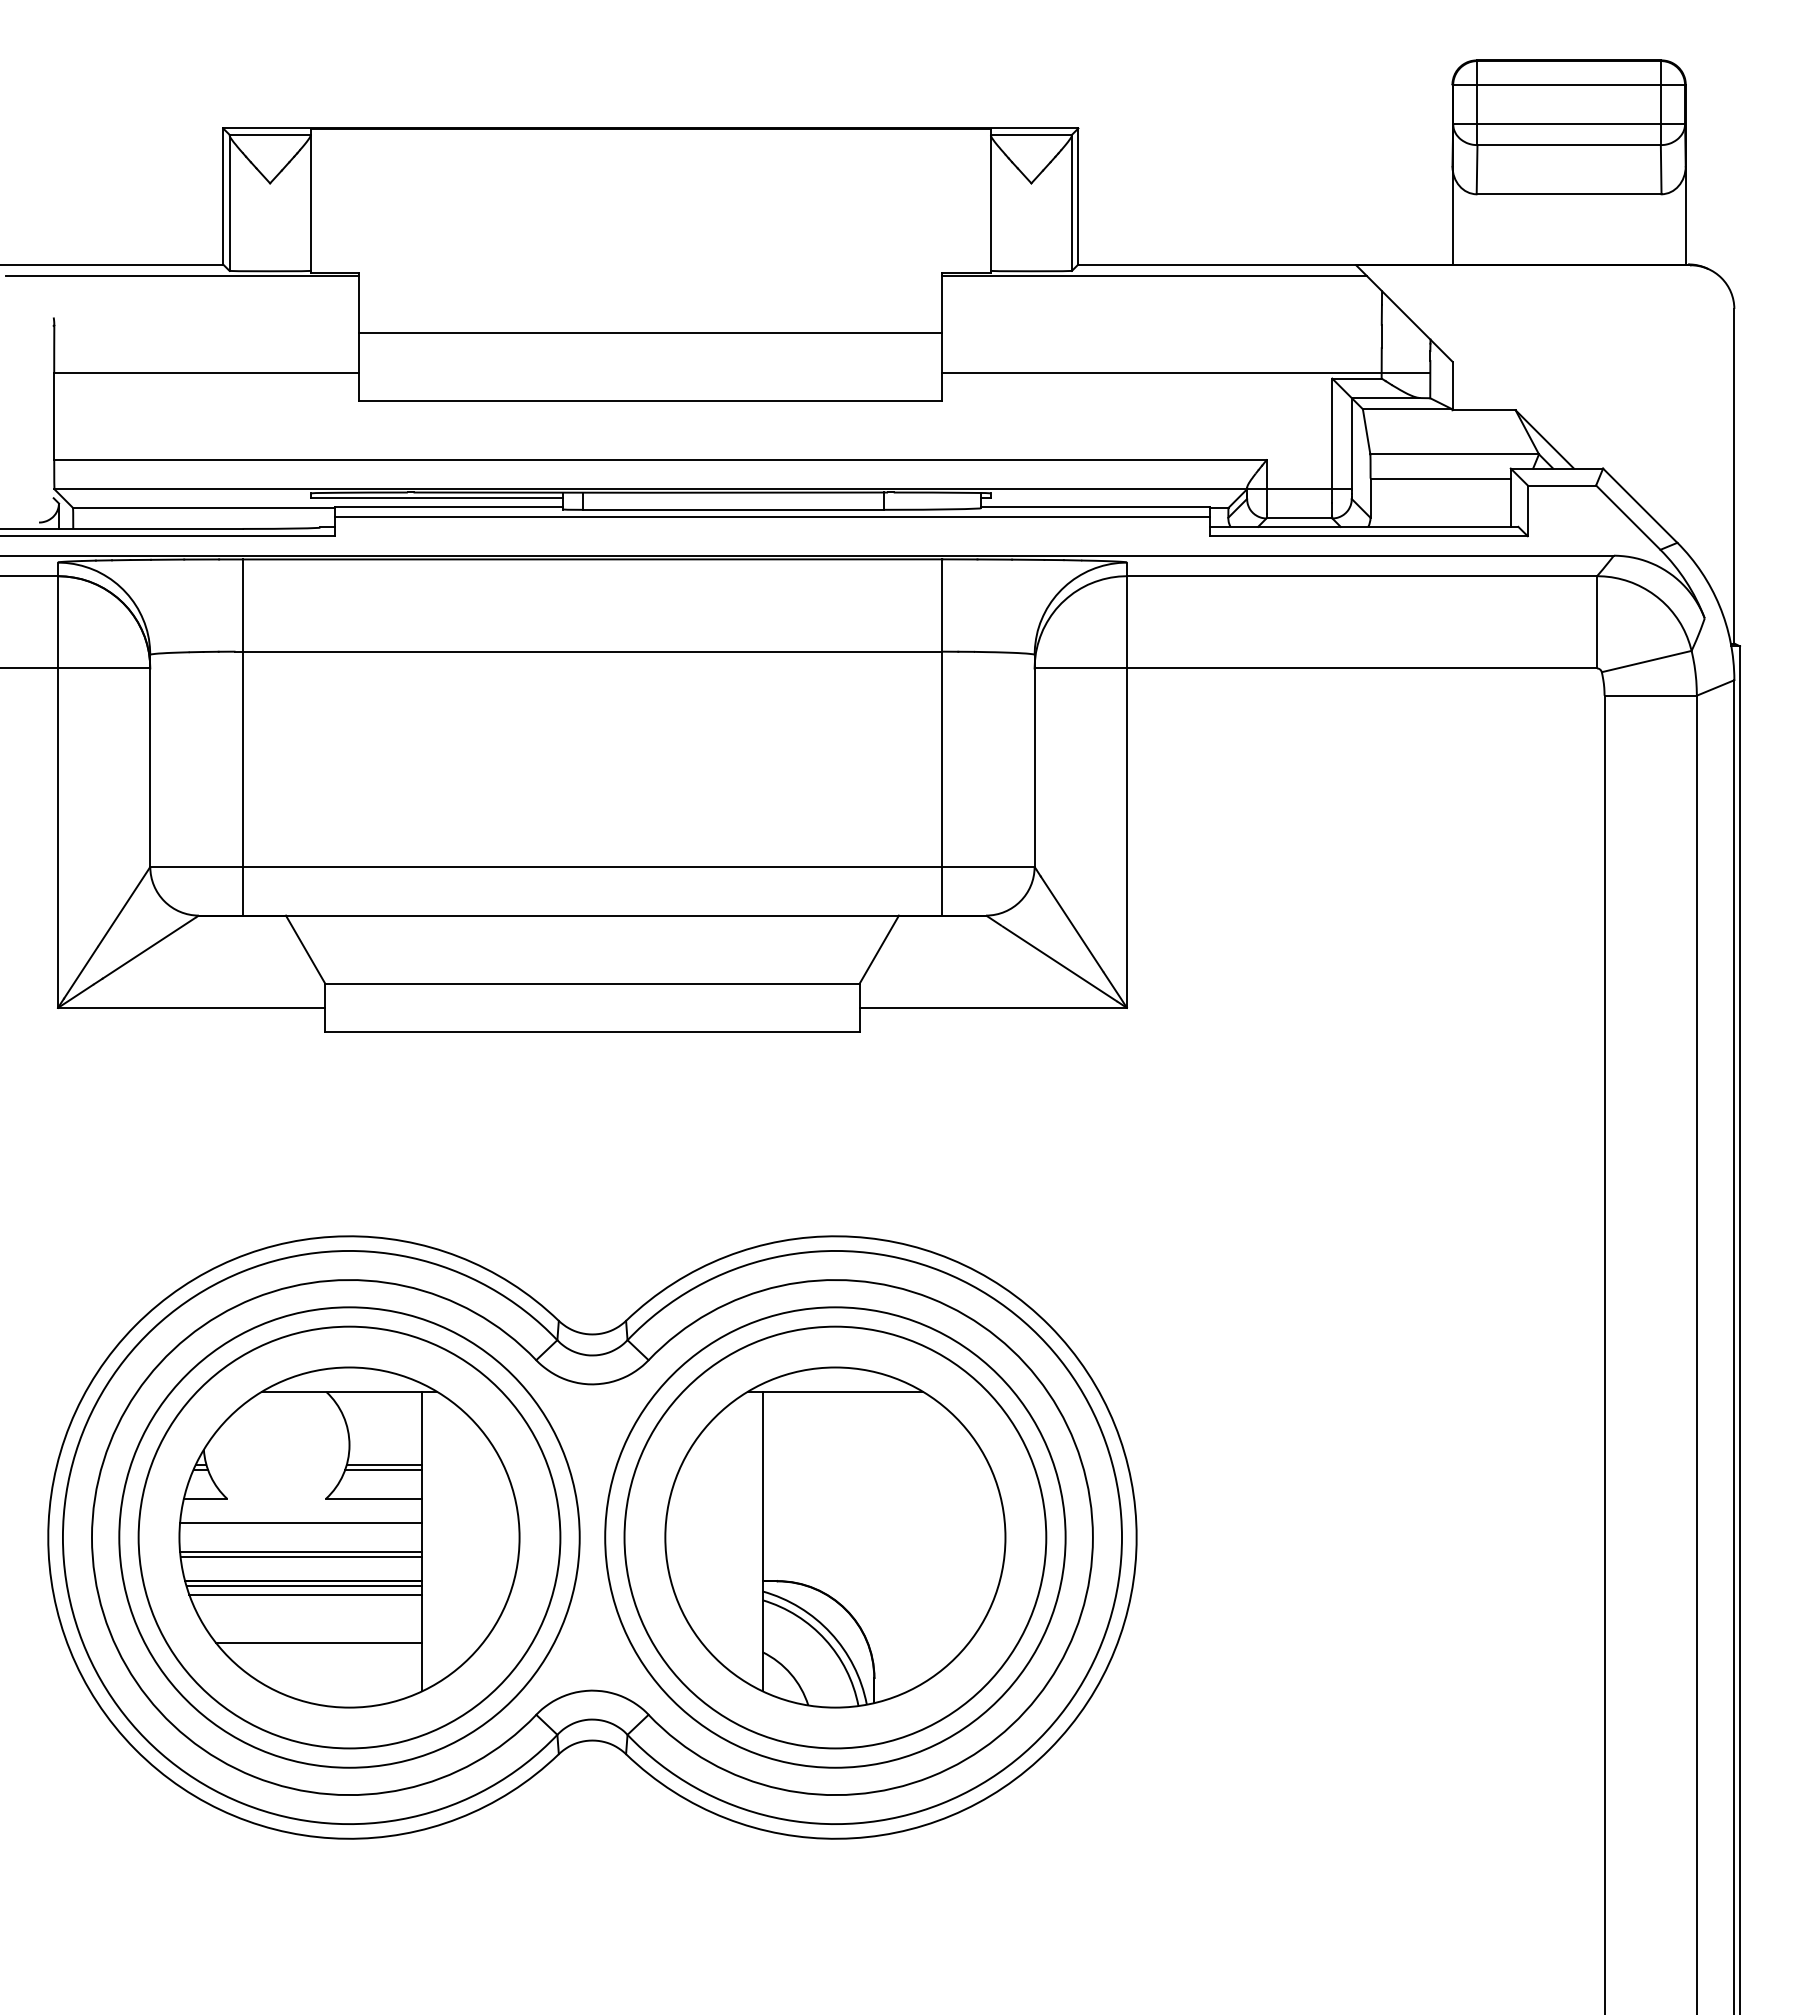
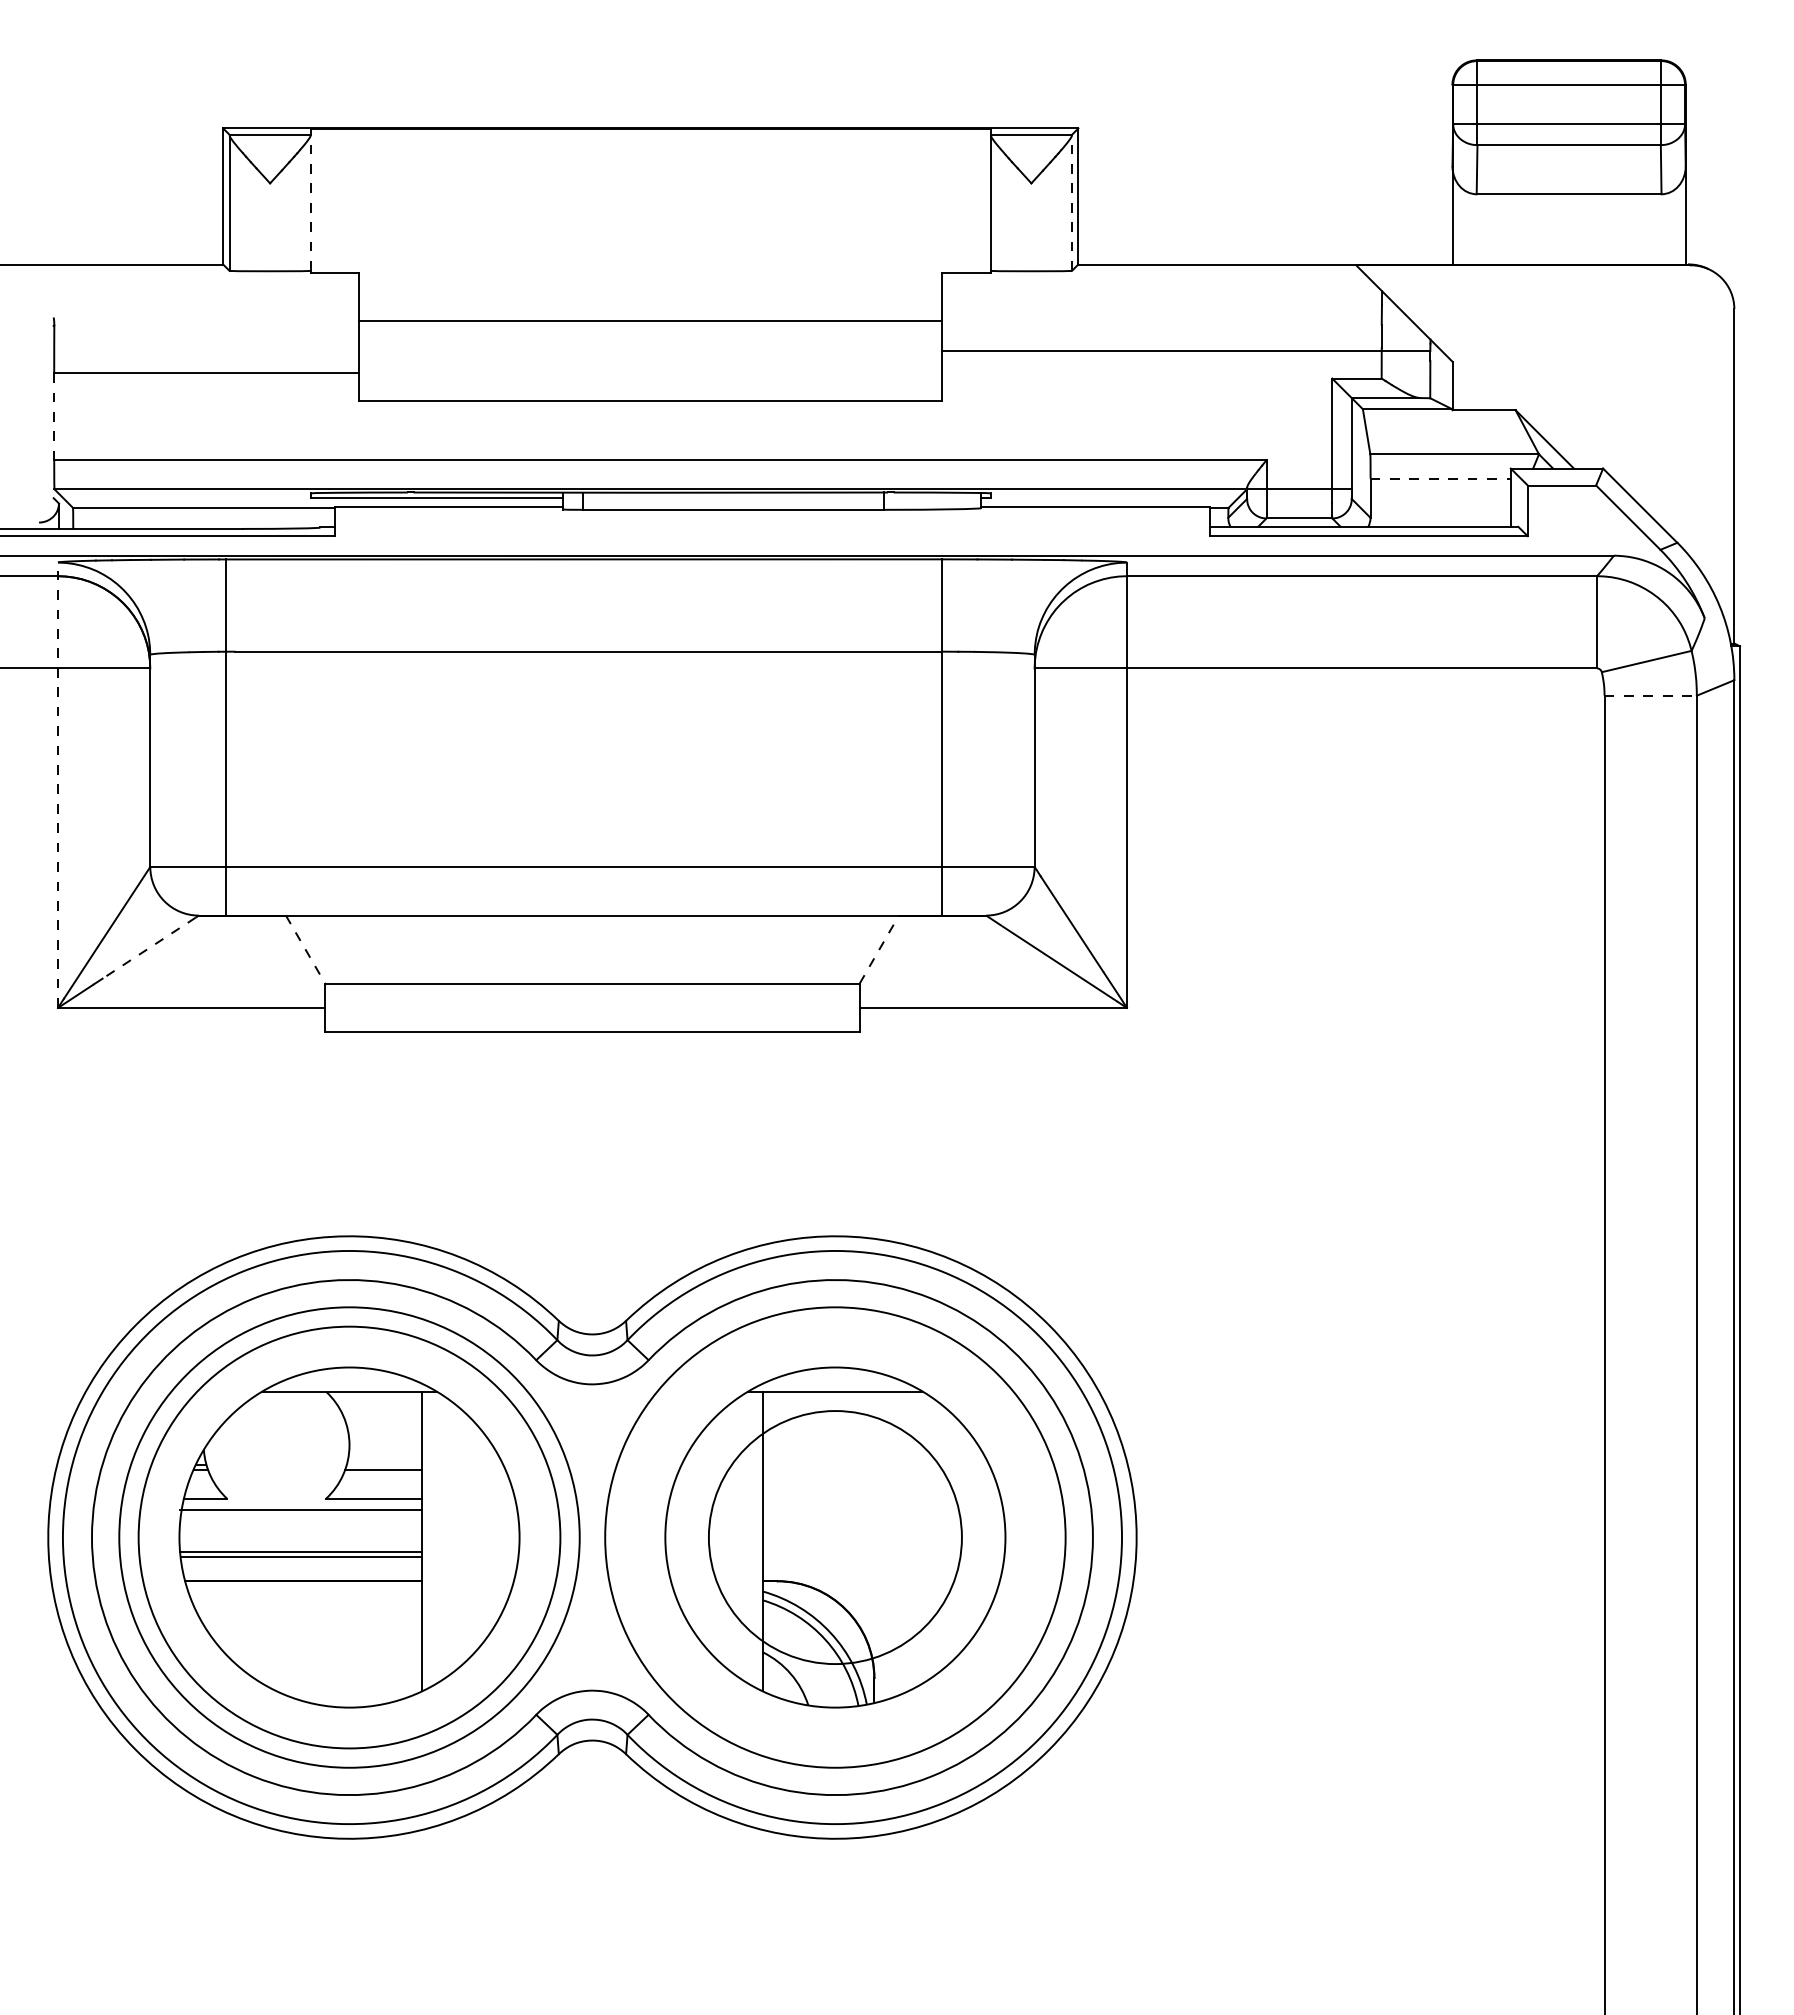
line: solid -> dashed (310, 200)
line: solid -> dashed (1071, 203)
line: present -> none (182, 275)
line: present -> none (1154, 275)
line position: (650, 332) -> (650, 320) (650, 320)
line position: (1186, 373) -> (1186, 351) (1186, 351)
line: solid -> dashed (54, 417)
line: solid -> dashed (1441, 478)
line: present -> none (771, 516)
line: solid -> dashed (1651, 695)
line position: (242, 737) -> (225, 737) (225, 737)
line: solid -> dashed (57, 785)
line: solid -> dashed (149, 948)
line: solid -> dashed (879, 949)
line: solid -> dashed (305, 950)
line: present -> none (384, 1464)
line position: (301, 1522) -> (301, 1509) (301, 1509)
circle diameter: 422 px -> 253 px (834, 1537)
line: present -> none (304, 1586)
line: present -> none (305, 1594)
line: present -> none (319, 1643)
